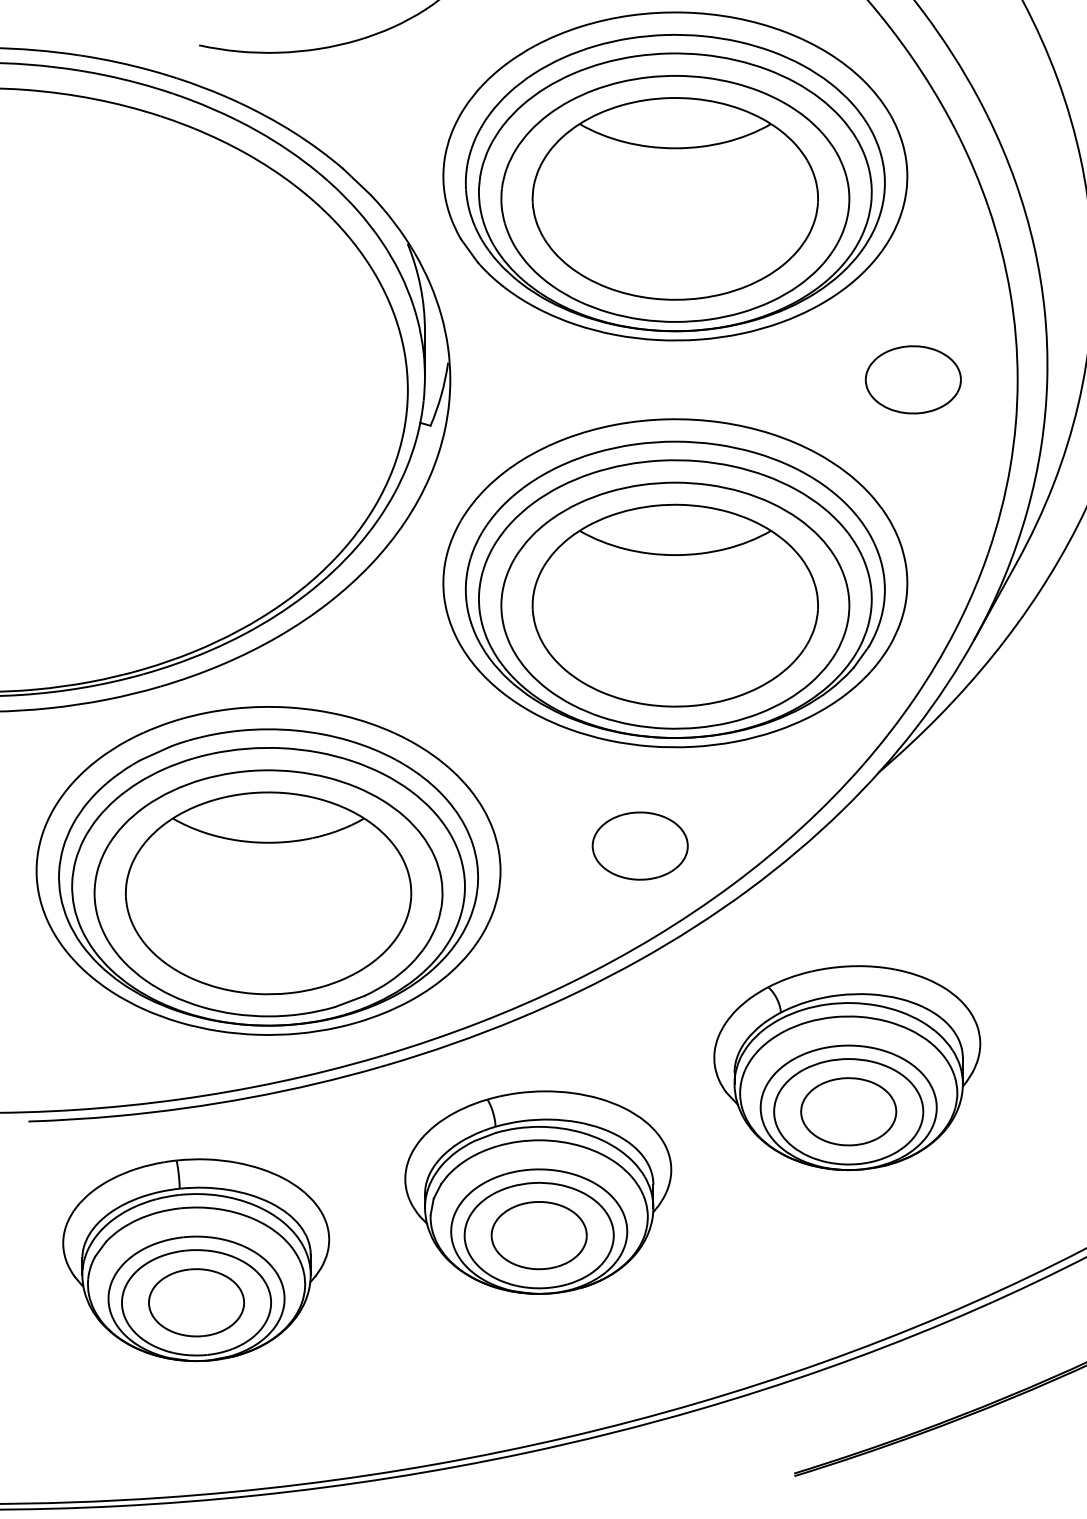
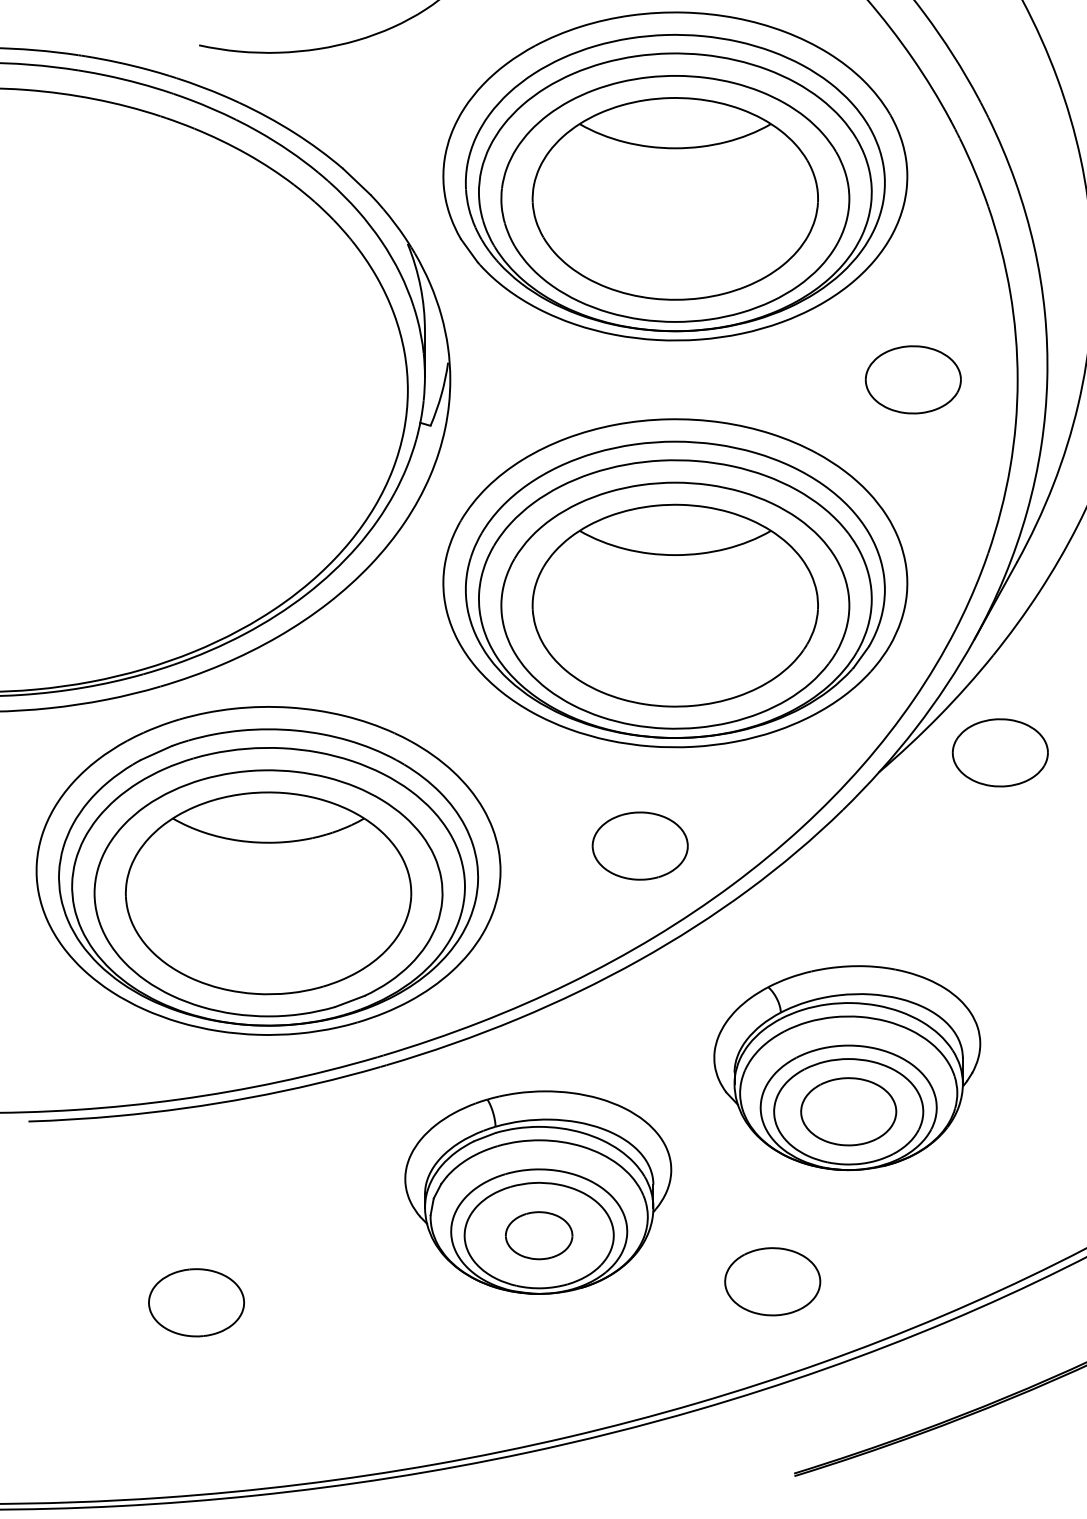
part: none -> present (999, 752)
part size: 98x70 px -> 69x50 px (539, 1235)
part: present -> none (196, 1259)
part: none -> present (772, 1281)
